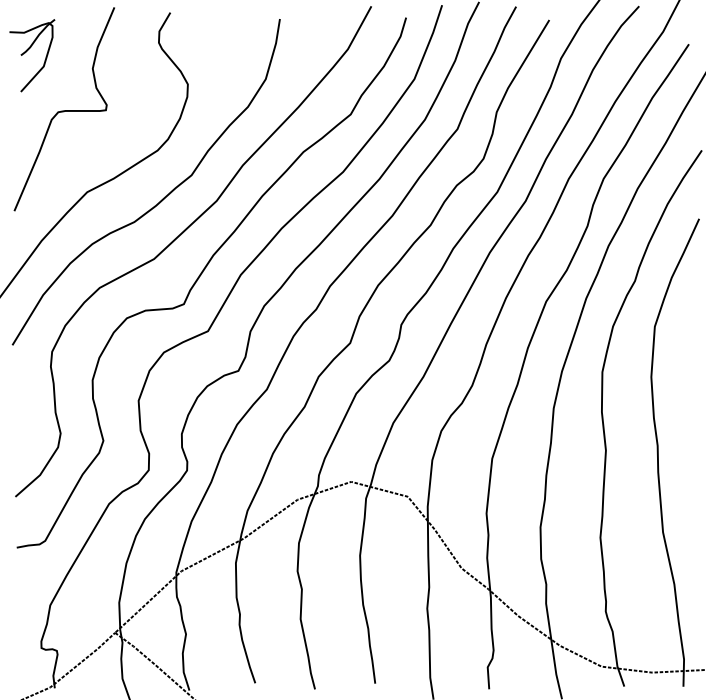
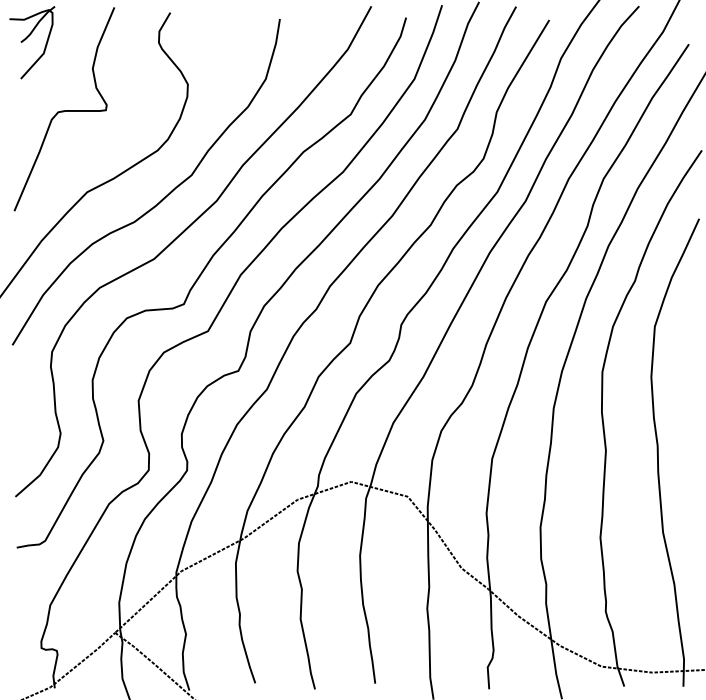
part position: (28, 50) -> (28, 37) (28, 37)
